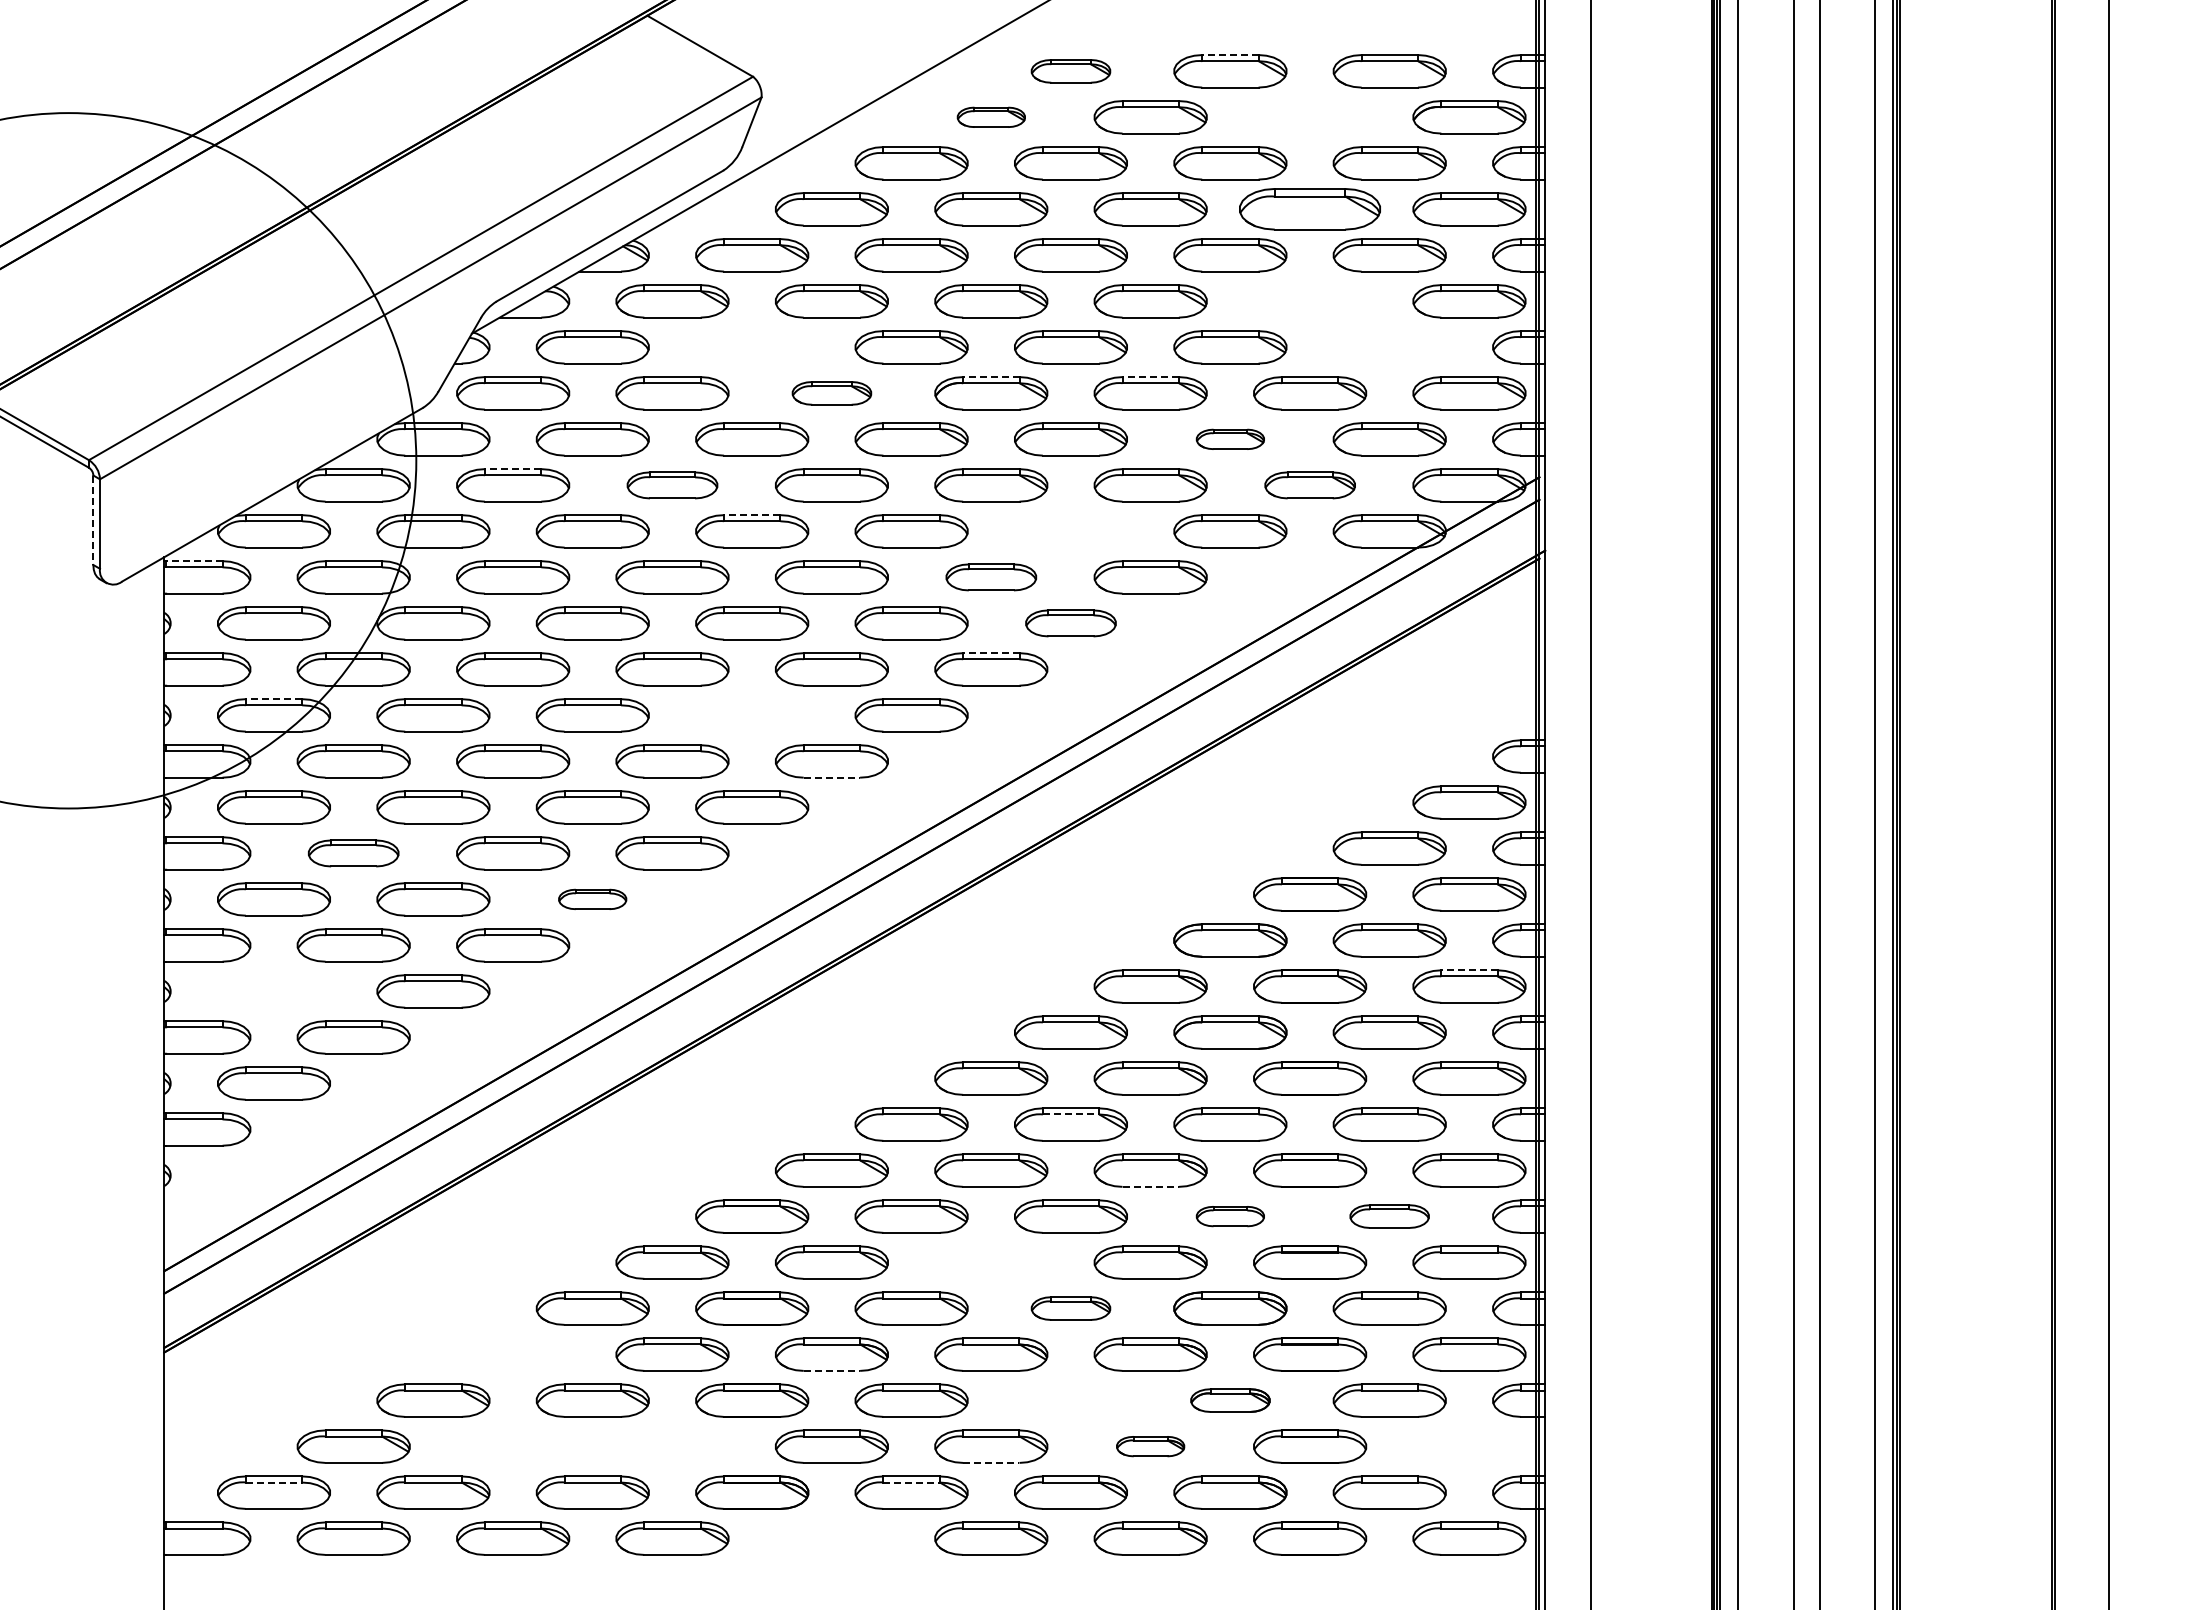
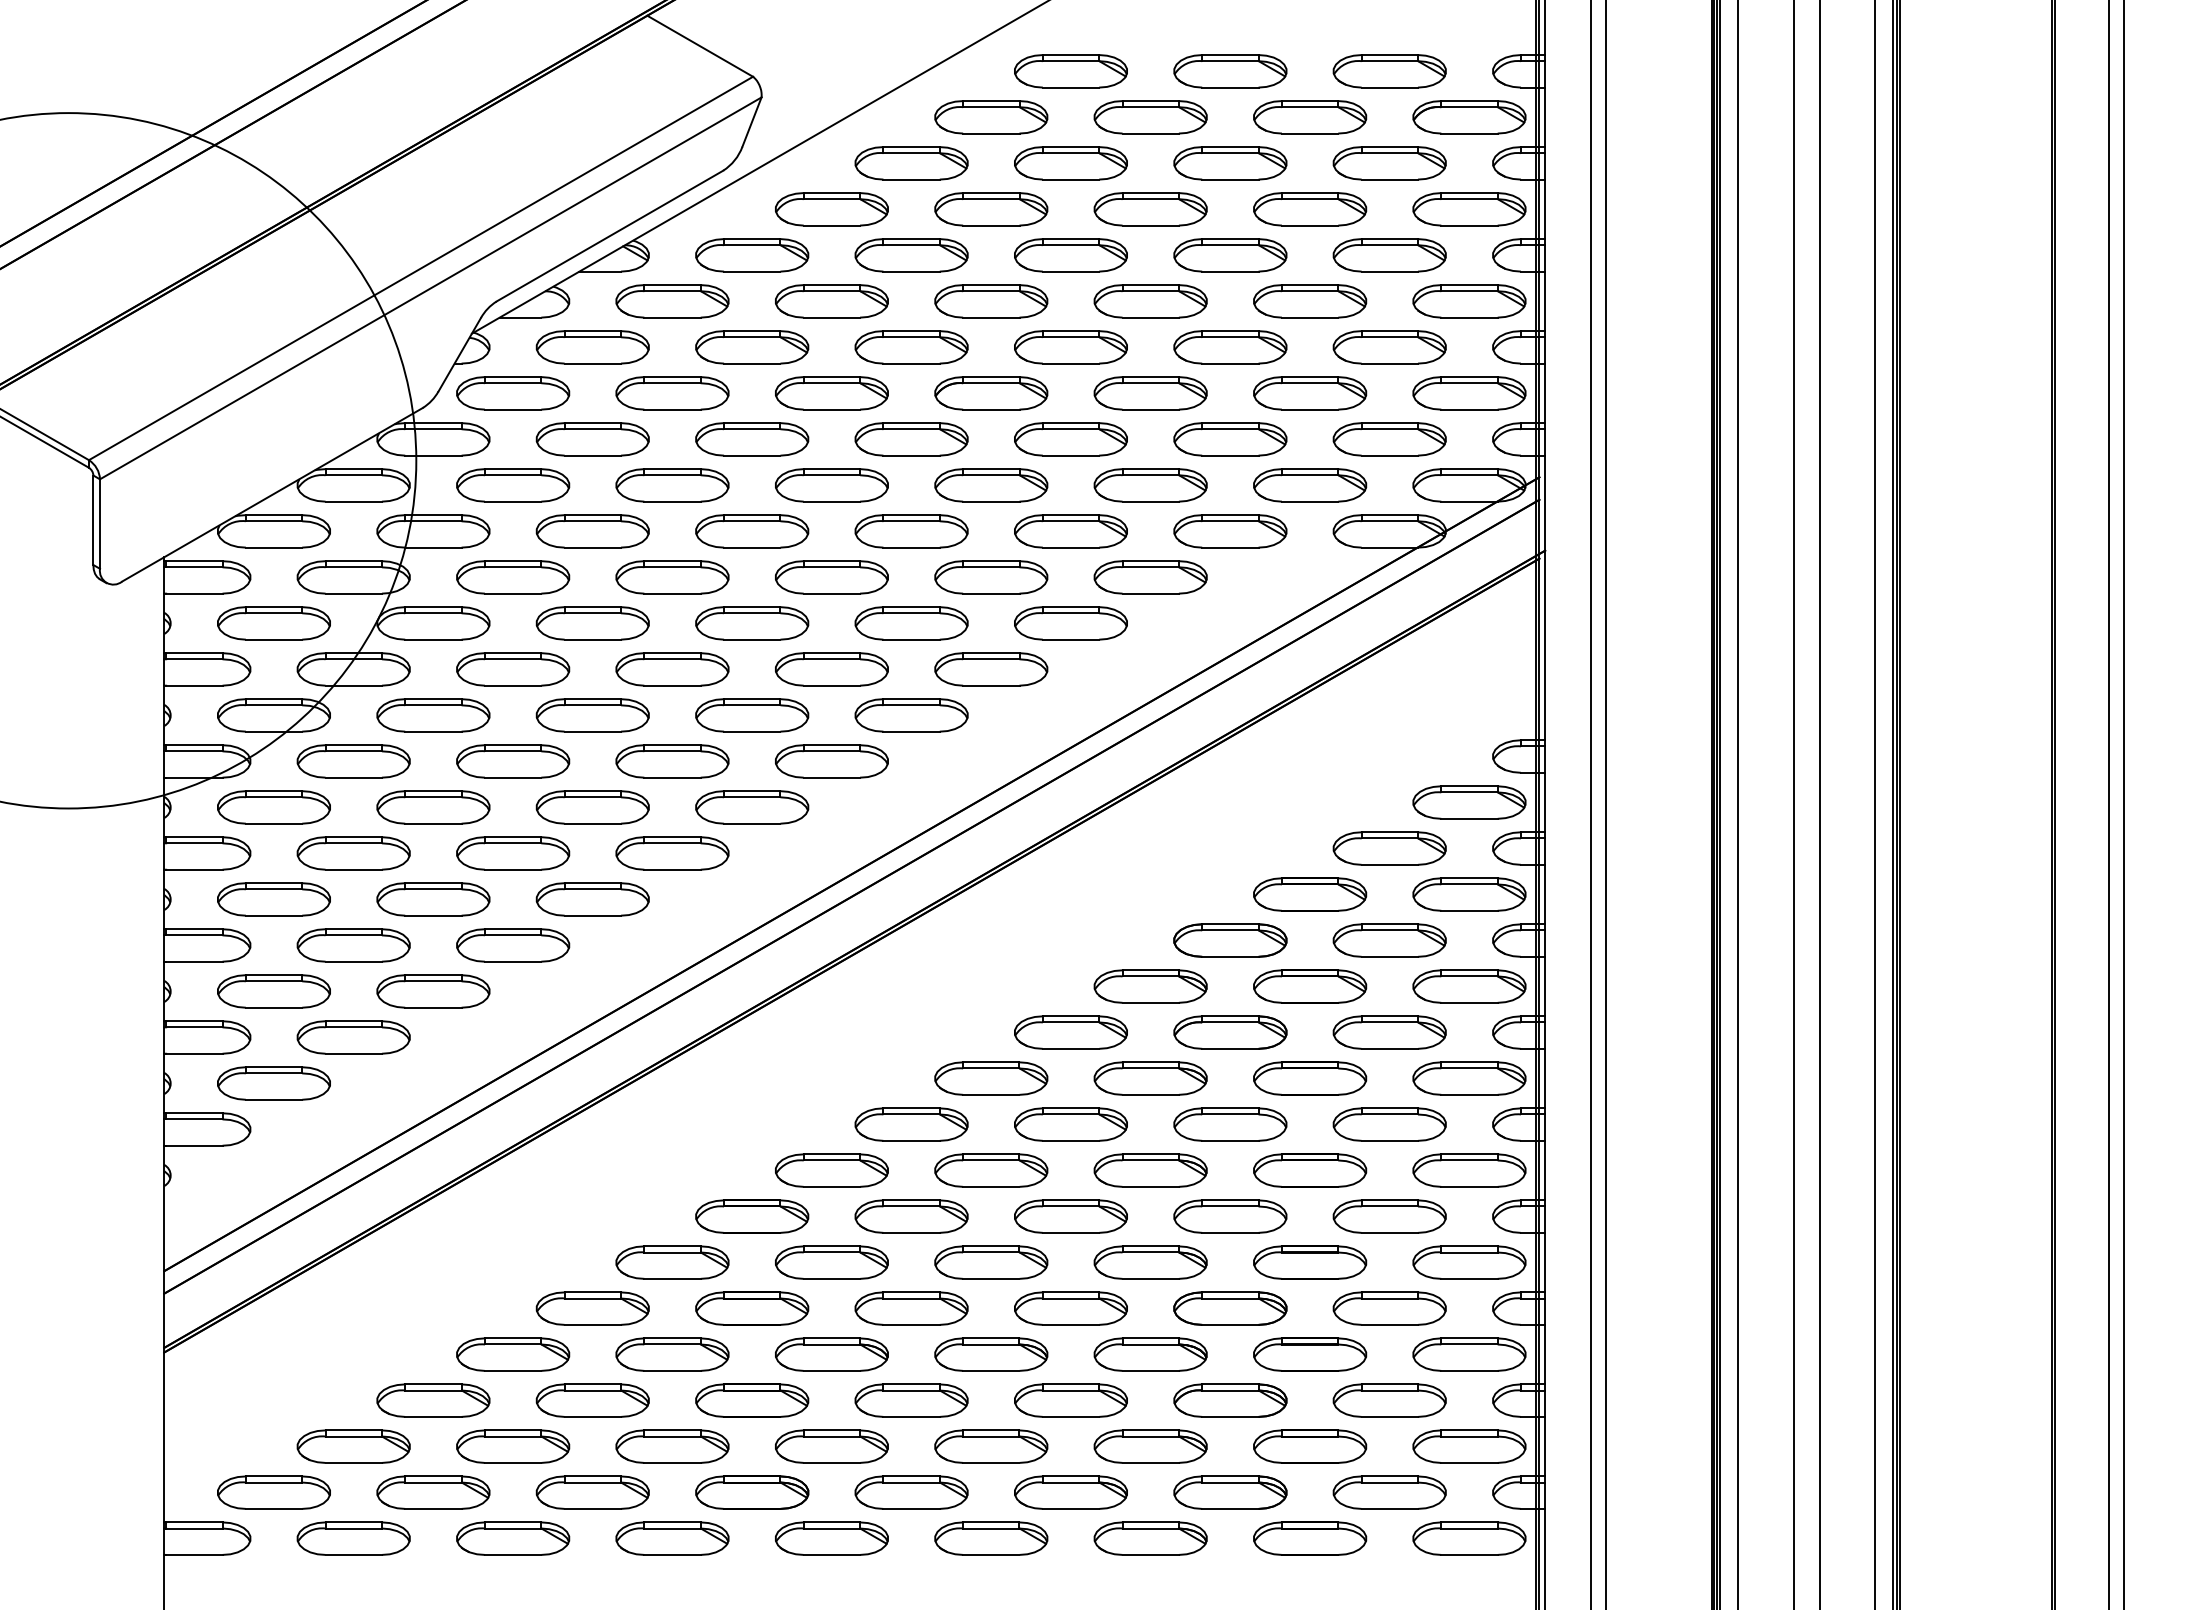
line: dashed -> solid (1229, 55)
part size: 82x25 px -> 114x35 px (1070, 71)
part size: 70x22 px -> 115x35 px (991, 117)
part: none -> present (1310, 117)
part size: 142x43 px -> 115x35 px (1310, 209)
part: none -> present (1310, 301)
part: none -> present (752, 347)
part: none -> present (1389, 347)
line: dashed -> solid (990, 377)
line: dashed -> solid (1150, 377)
part size: 82x25 px -> 114x35 px (831, 393)
part size: 70x22 px -> 115x35 px (1230, 439)
line: dashed -> solid (512, 469)
part size: 93x29 px -> 115x35 px (672, 485)
part size: 92x29 px -> 115x35 px (1310, 485)
line: dashed -> solid (751, 515)
line: dashed -> solid (93, 520)
part: none -> present (1070, 531)
line: dashed -> solid (193, 561)
part size: 93x29 px -> 115x35 px (991, 577)
part size: 92x29 px -> 114x35 px (1070, 623)
line: dashed -> solid (990, 653)
line: dashed -> solid (273, 699)
part: none -> present (752, 715)
line: dashed -> solid (832, 777)
line: none -> present (1605, 804)
line: none -> present (2124, 804)
part size: 93x29 px -> 115x35 px (353, 853)
part size: 70x22 px -> 115x35 px (592, 899)
line: dashed -> solid (1469, 970)
part: none -> present (273, 991)
line: dashed -> solid (1071, 1114)
line: dashed -> solid (1151, 1186)
part size: 70x22 px -> 115x35 px (1230, 1216)
part size: 81x25 px -> 115x35 px (1389, 1216)
part: none -> present (991, 1262)
part size: 82x25 px -> 114x35 px (1070, 1308)
part: none -> present (513, 1354)
line: dashed -> solid (832, 1370)
part: none -> present (1070, 1400)
part size: 81x25 px -> 115x35 px (1230, 1400)
part: none -> present (513, 1446)
part: none -> present (672, 1446)
part size: 70x22 px -> 115x35 px (1150, 1446)
part: none -> present (1469, 1446)
line: dashed -> solid (991, 1462)
line: dashed -> solid (274, 1482)
line: dashed -> solid (912, 1482)
part: none -> present (831, 1538)
